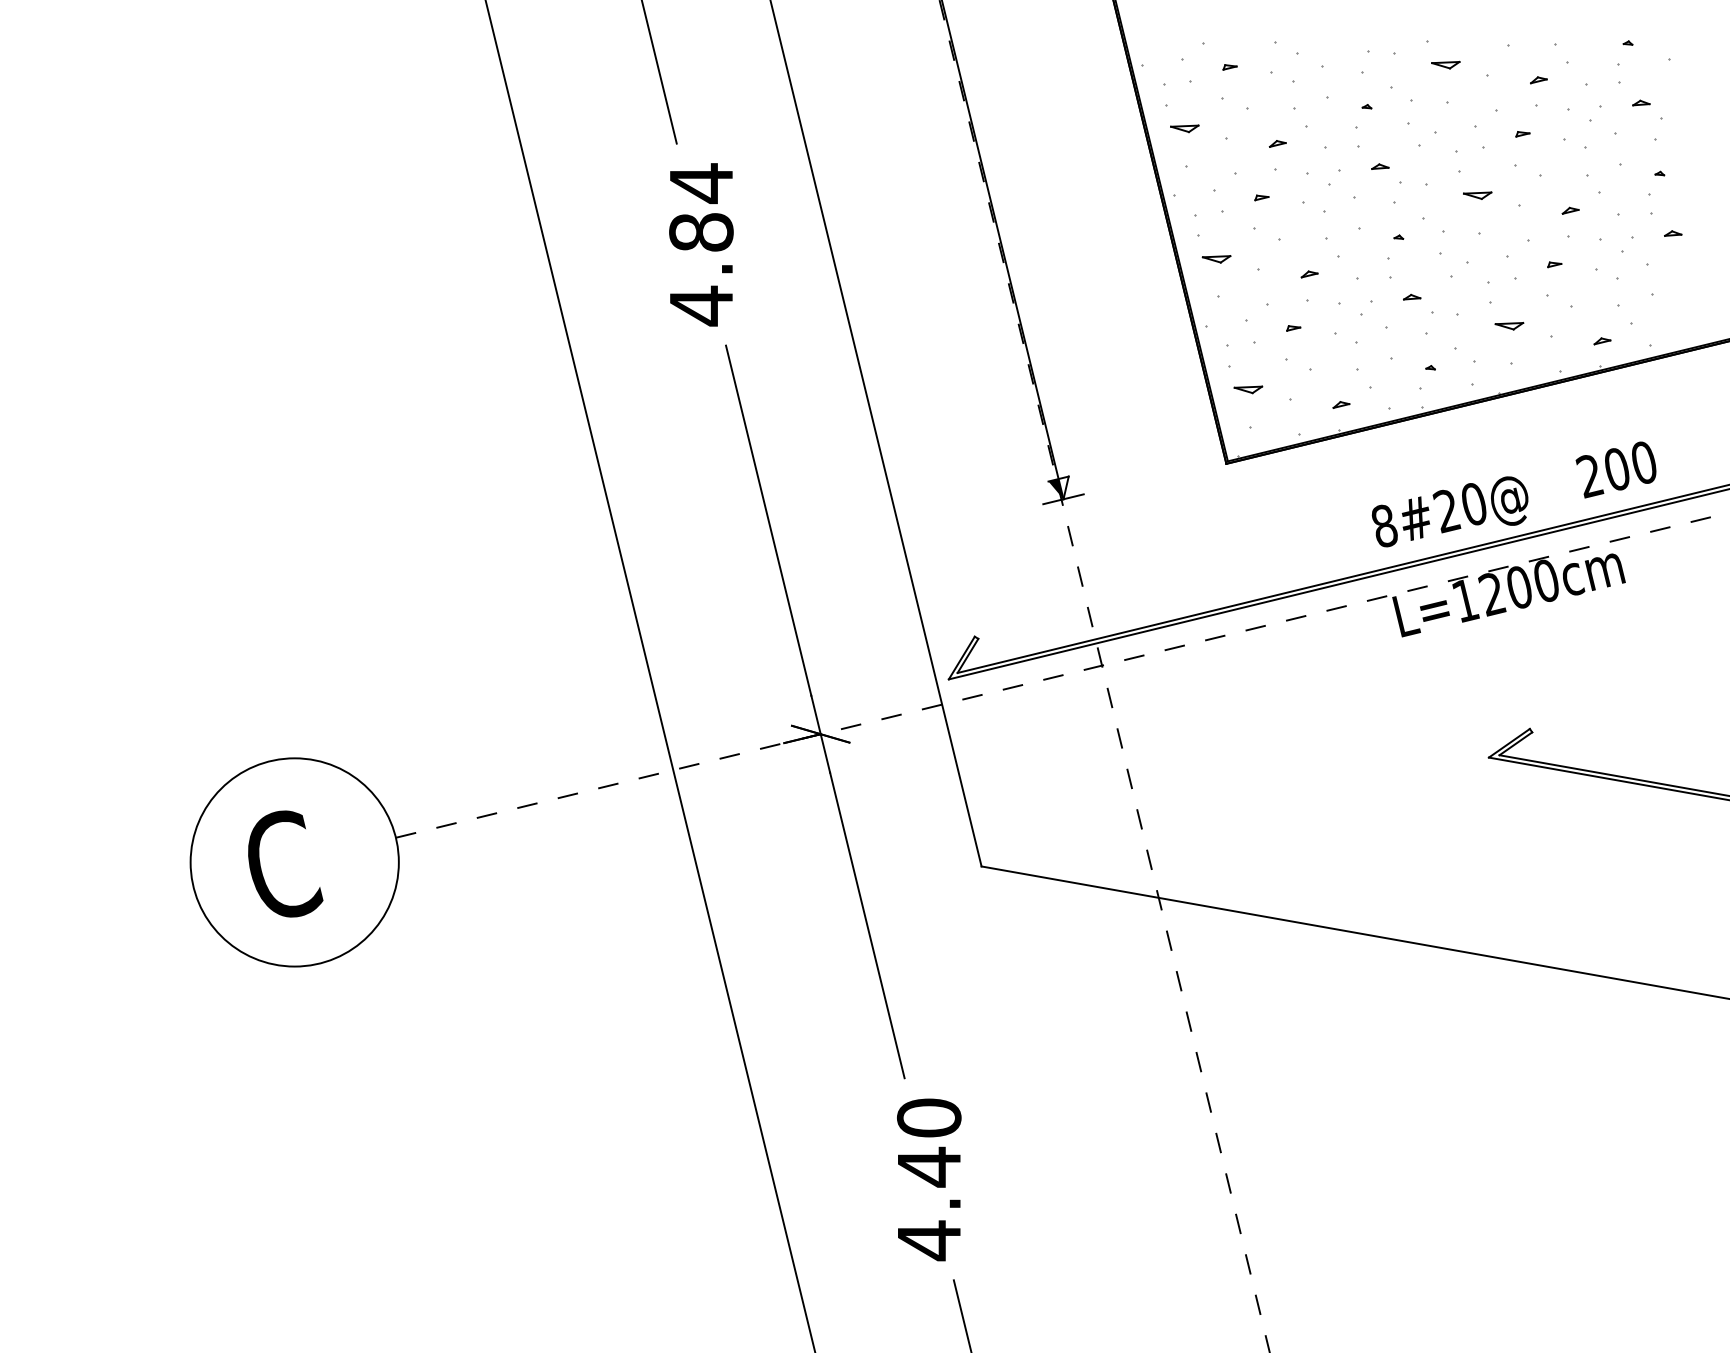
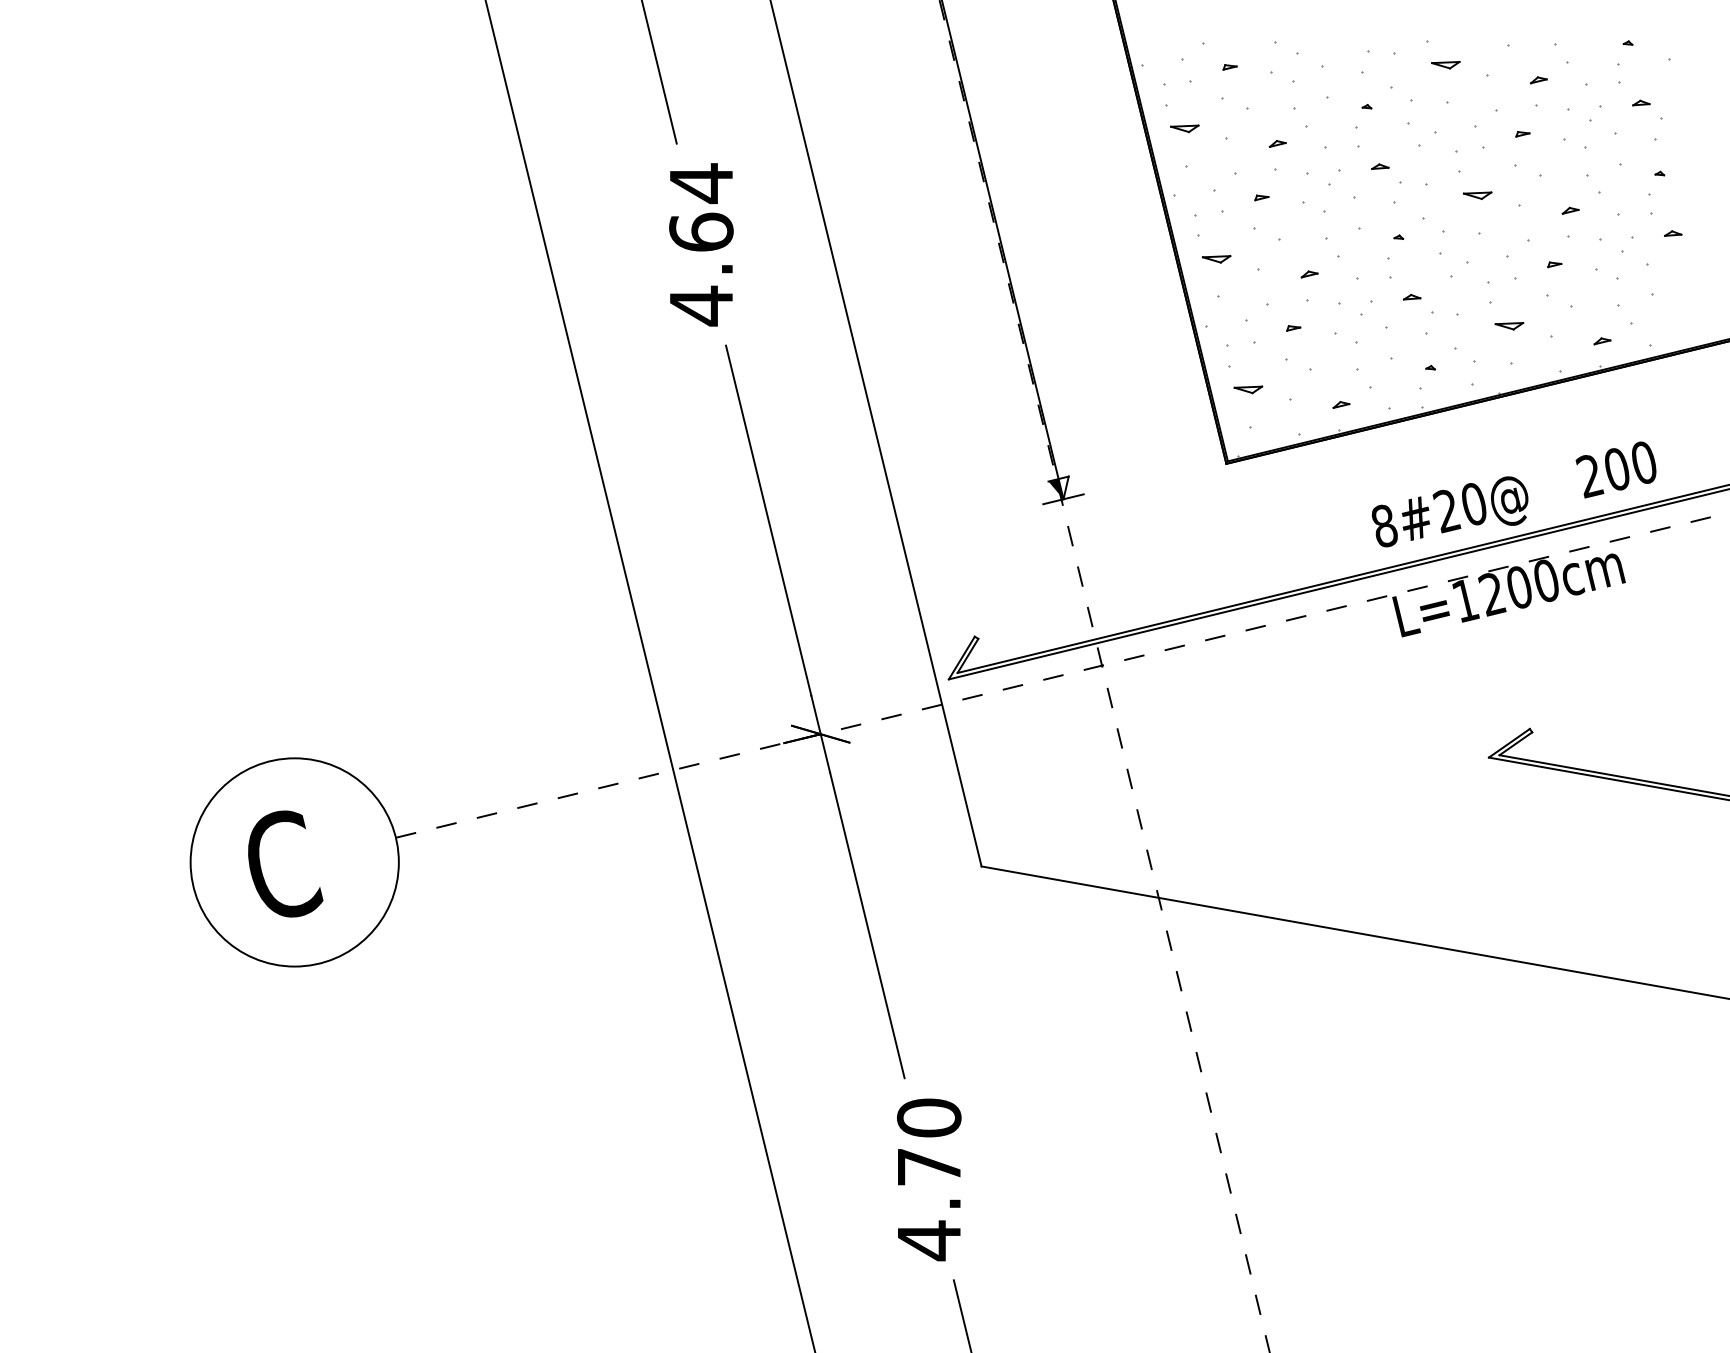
text: 4.84 -> 4.64 (701, 231)
text: 4.40 -> 4.70 (929, 1166)
